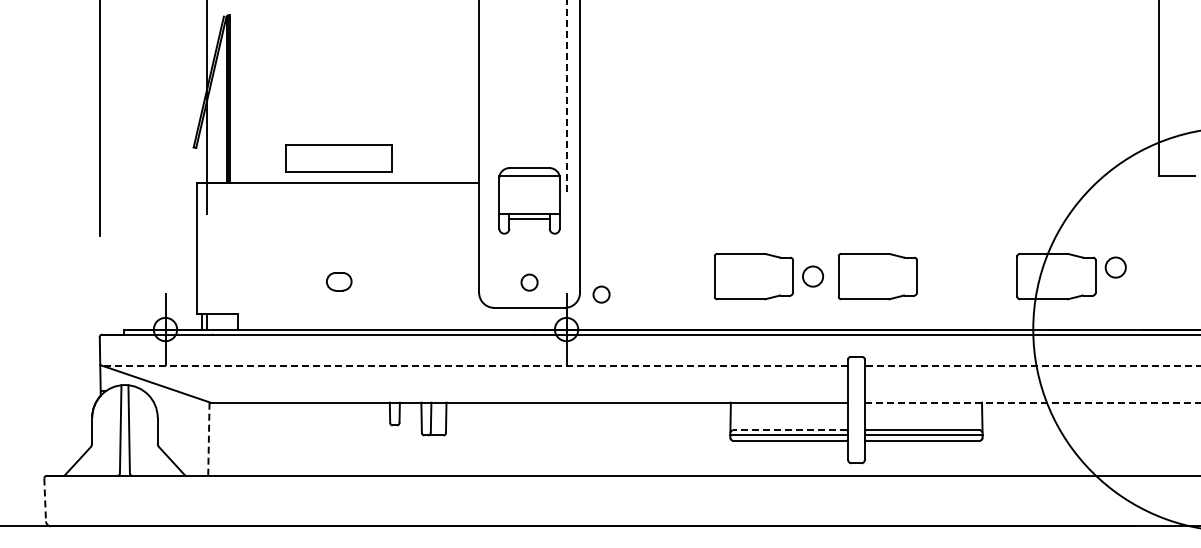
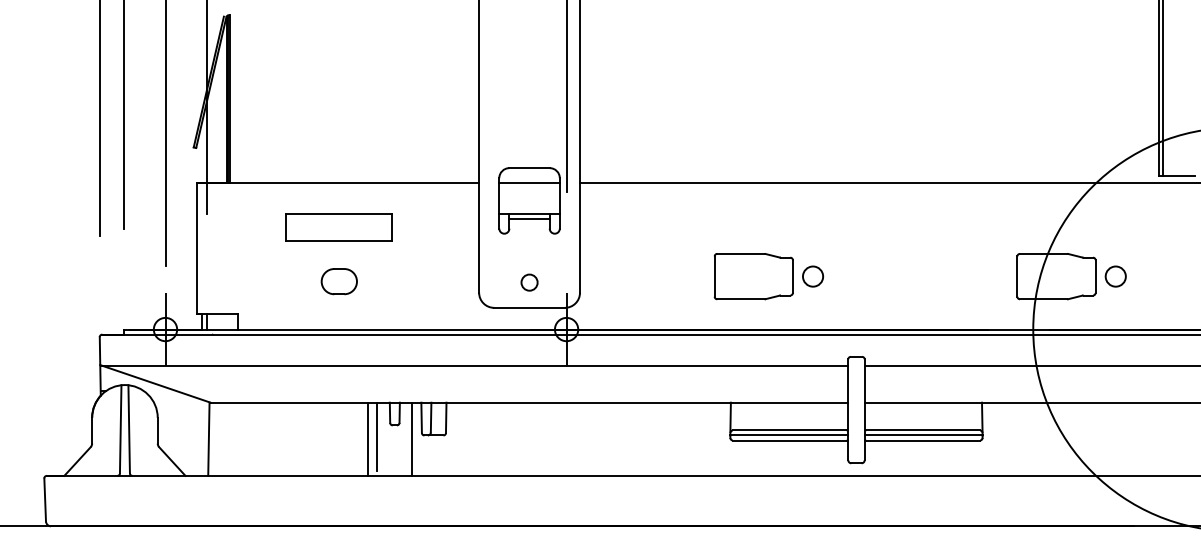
line: none -> present (1163, 88)
line: dashed -> solid (566, 95)
line: none -> present (123, 115)
line: none -> present (165, 133)
part position: (338, 158) -> (338, 227) (338, 227)
line position: (529, 176) -> (529, 183) (529, 183)
line: none -> present (888, 183)
circle position: (1115, 267) -> (1115, 276) (1115, 276)
part: present -> none (877, 276)
part size: 27x20 px -> 38x28 px (338, 281)
circle: present -> none (601, 294)
line: dashed -> solid (474, 365)
line: dashed -> solid (1032, 365)
line: dashed -> solid (1032, 402)
line: dashed -> solid (789, 430)
line: none -> present (377, 436)
line: none -> present (368, 438)
line: dashed -> solid (208, 439)
line: none -> present (412, 439)
line: dashed -> solid (45, 499)
